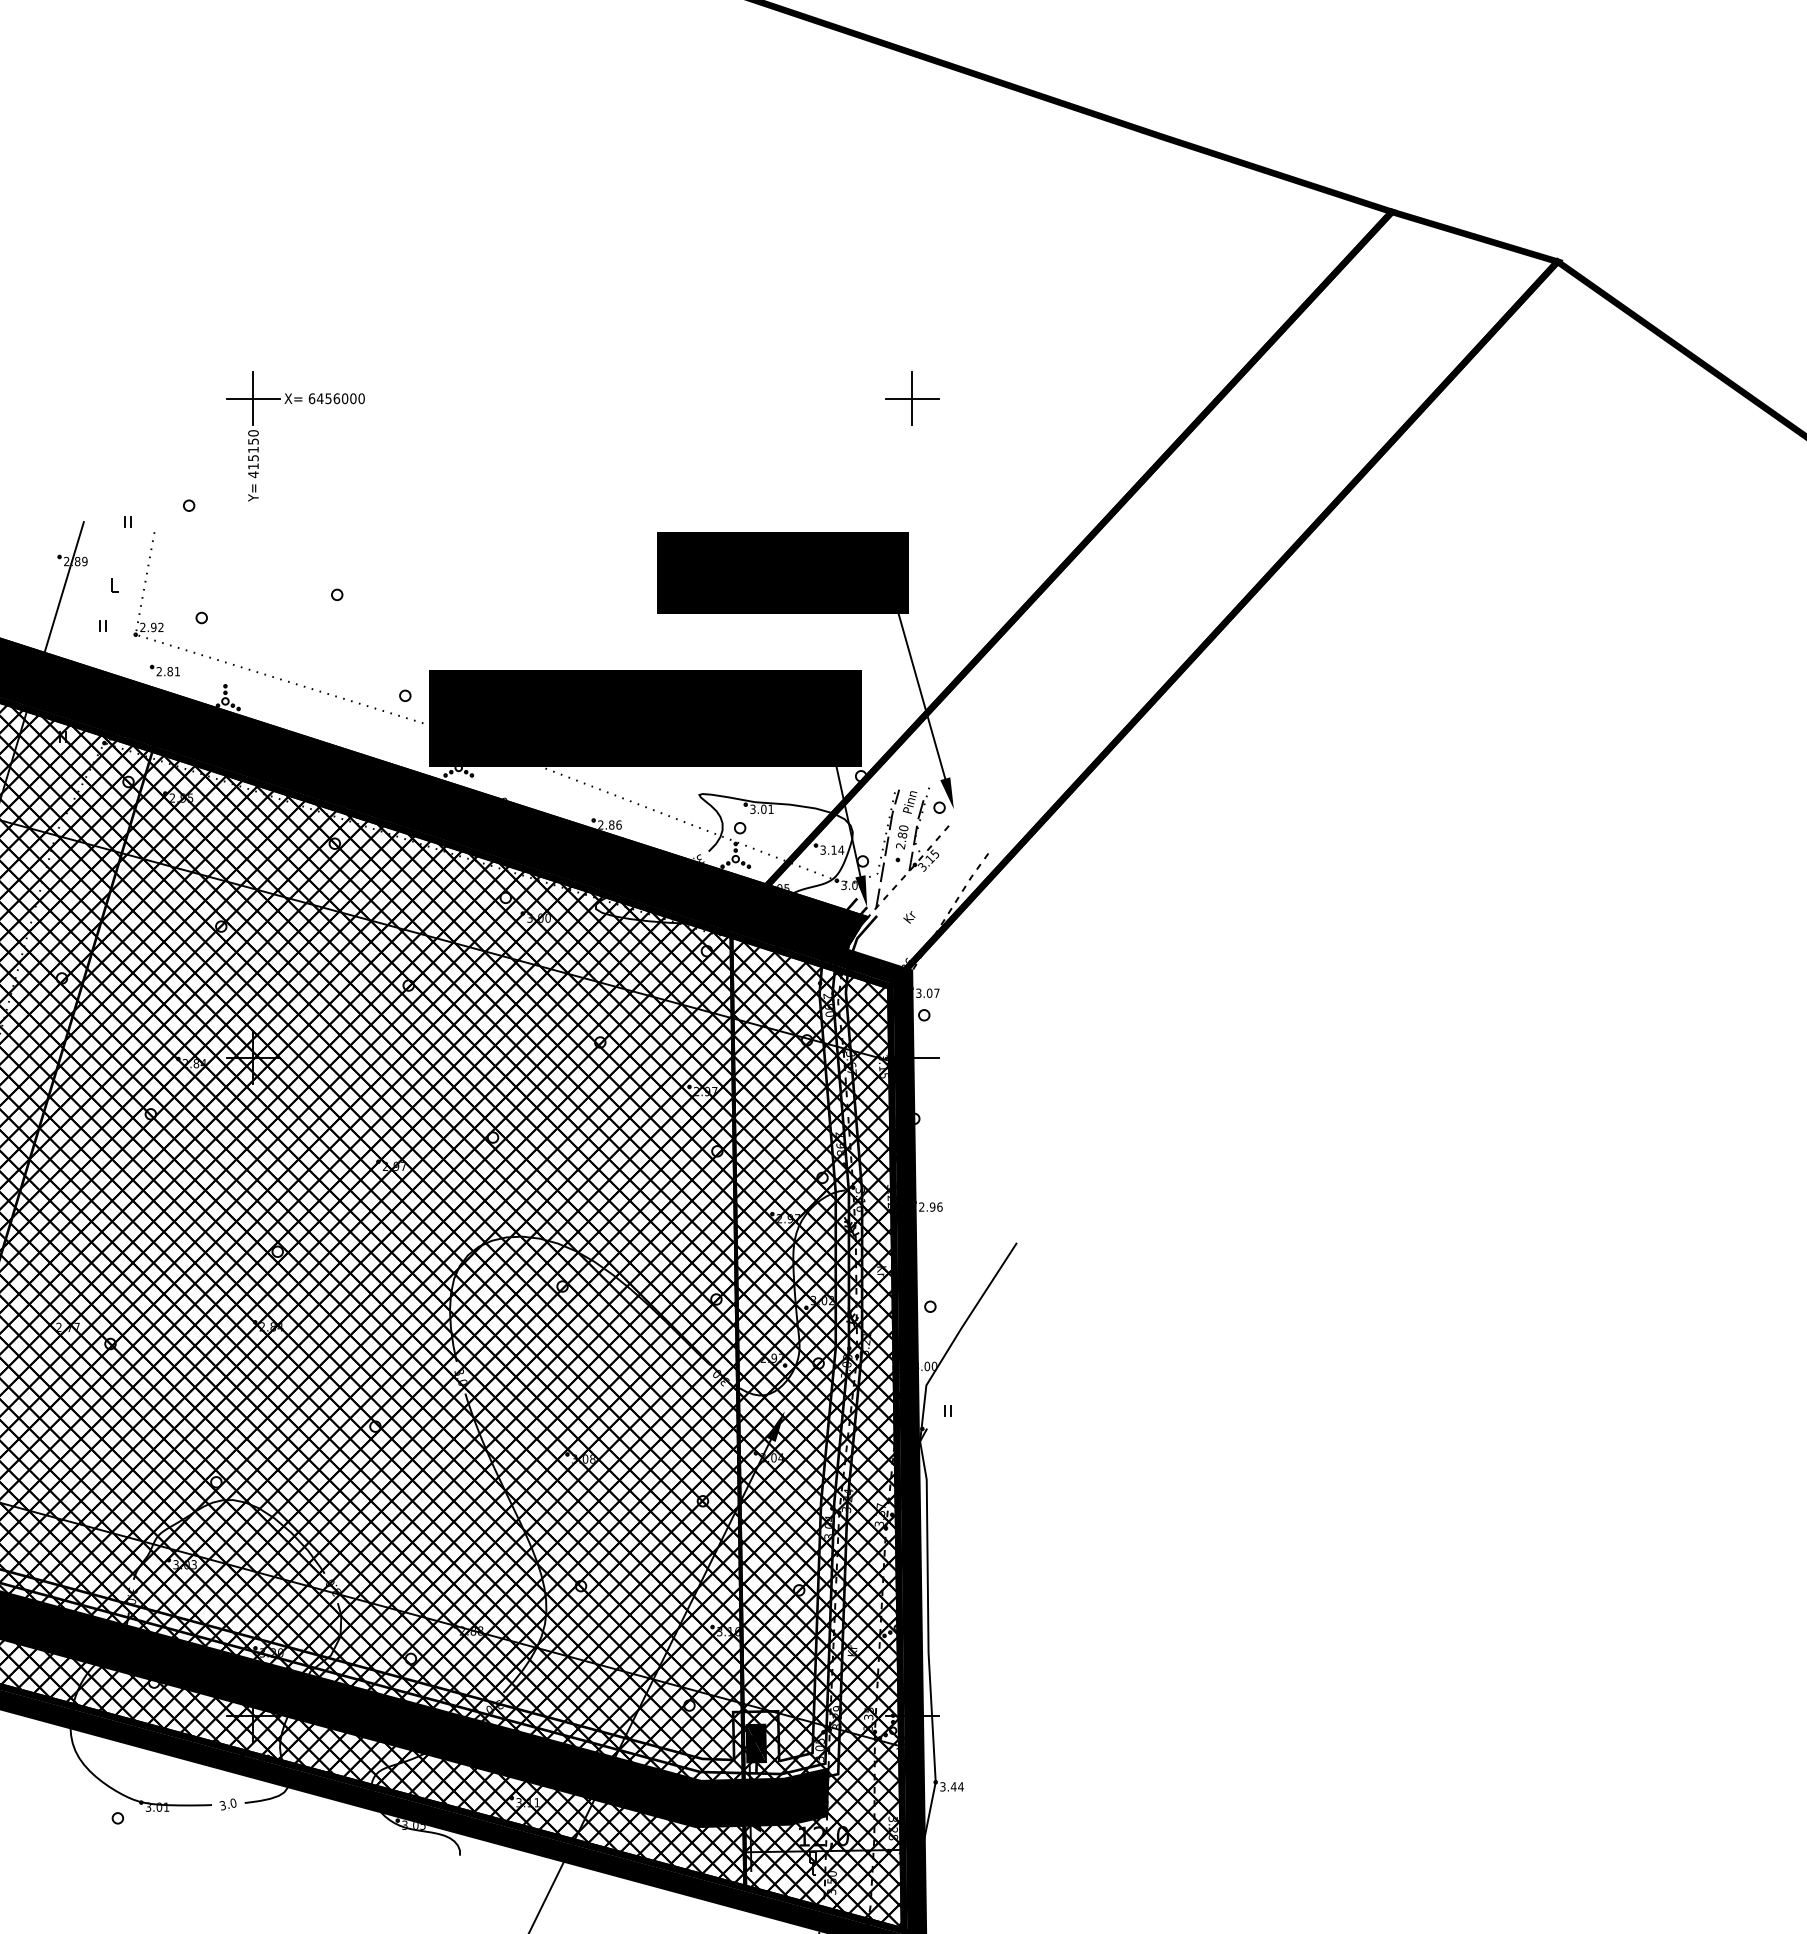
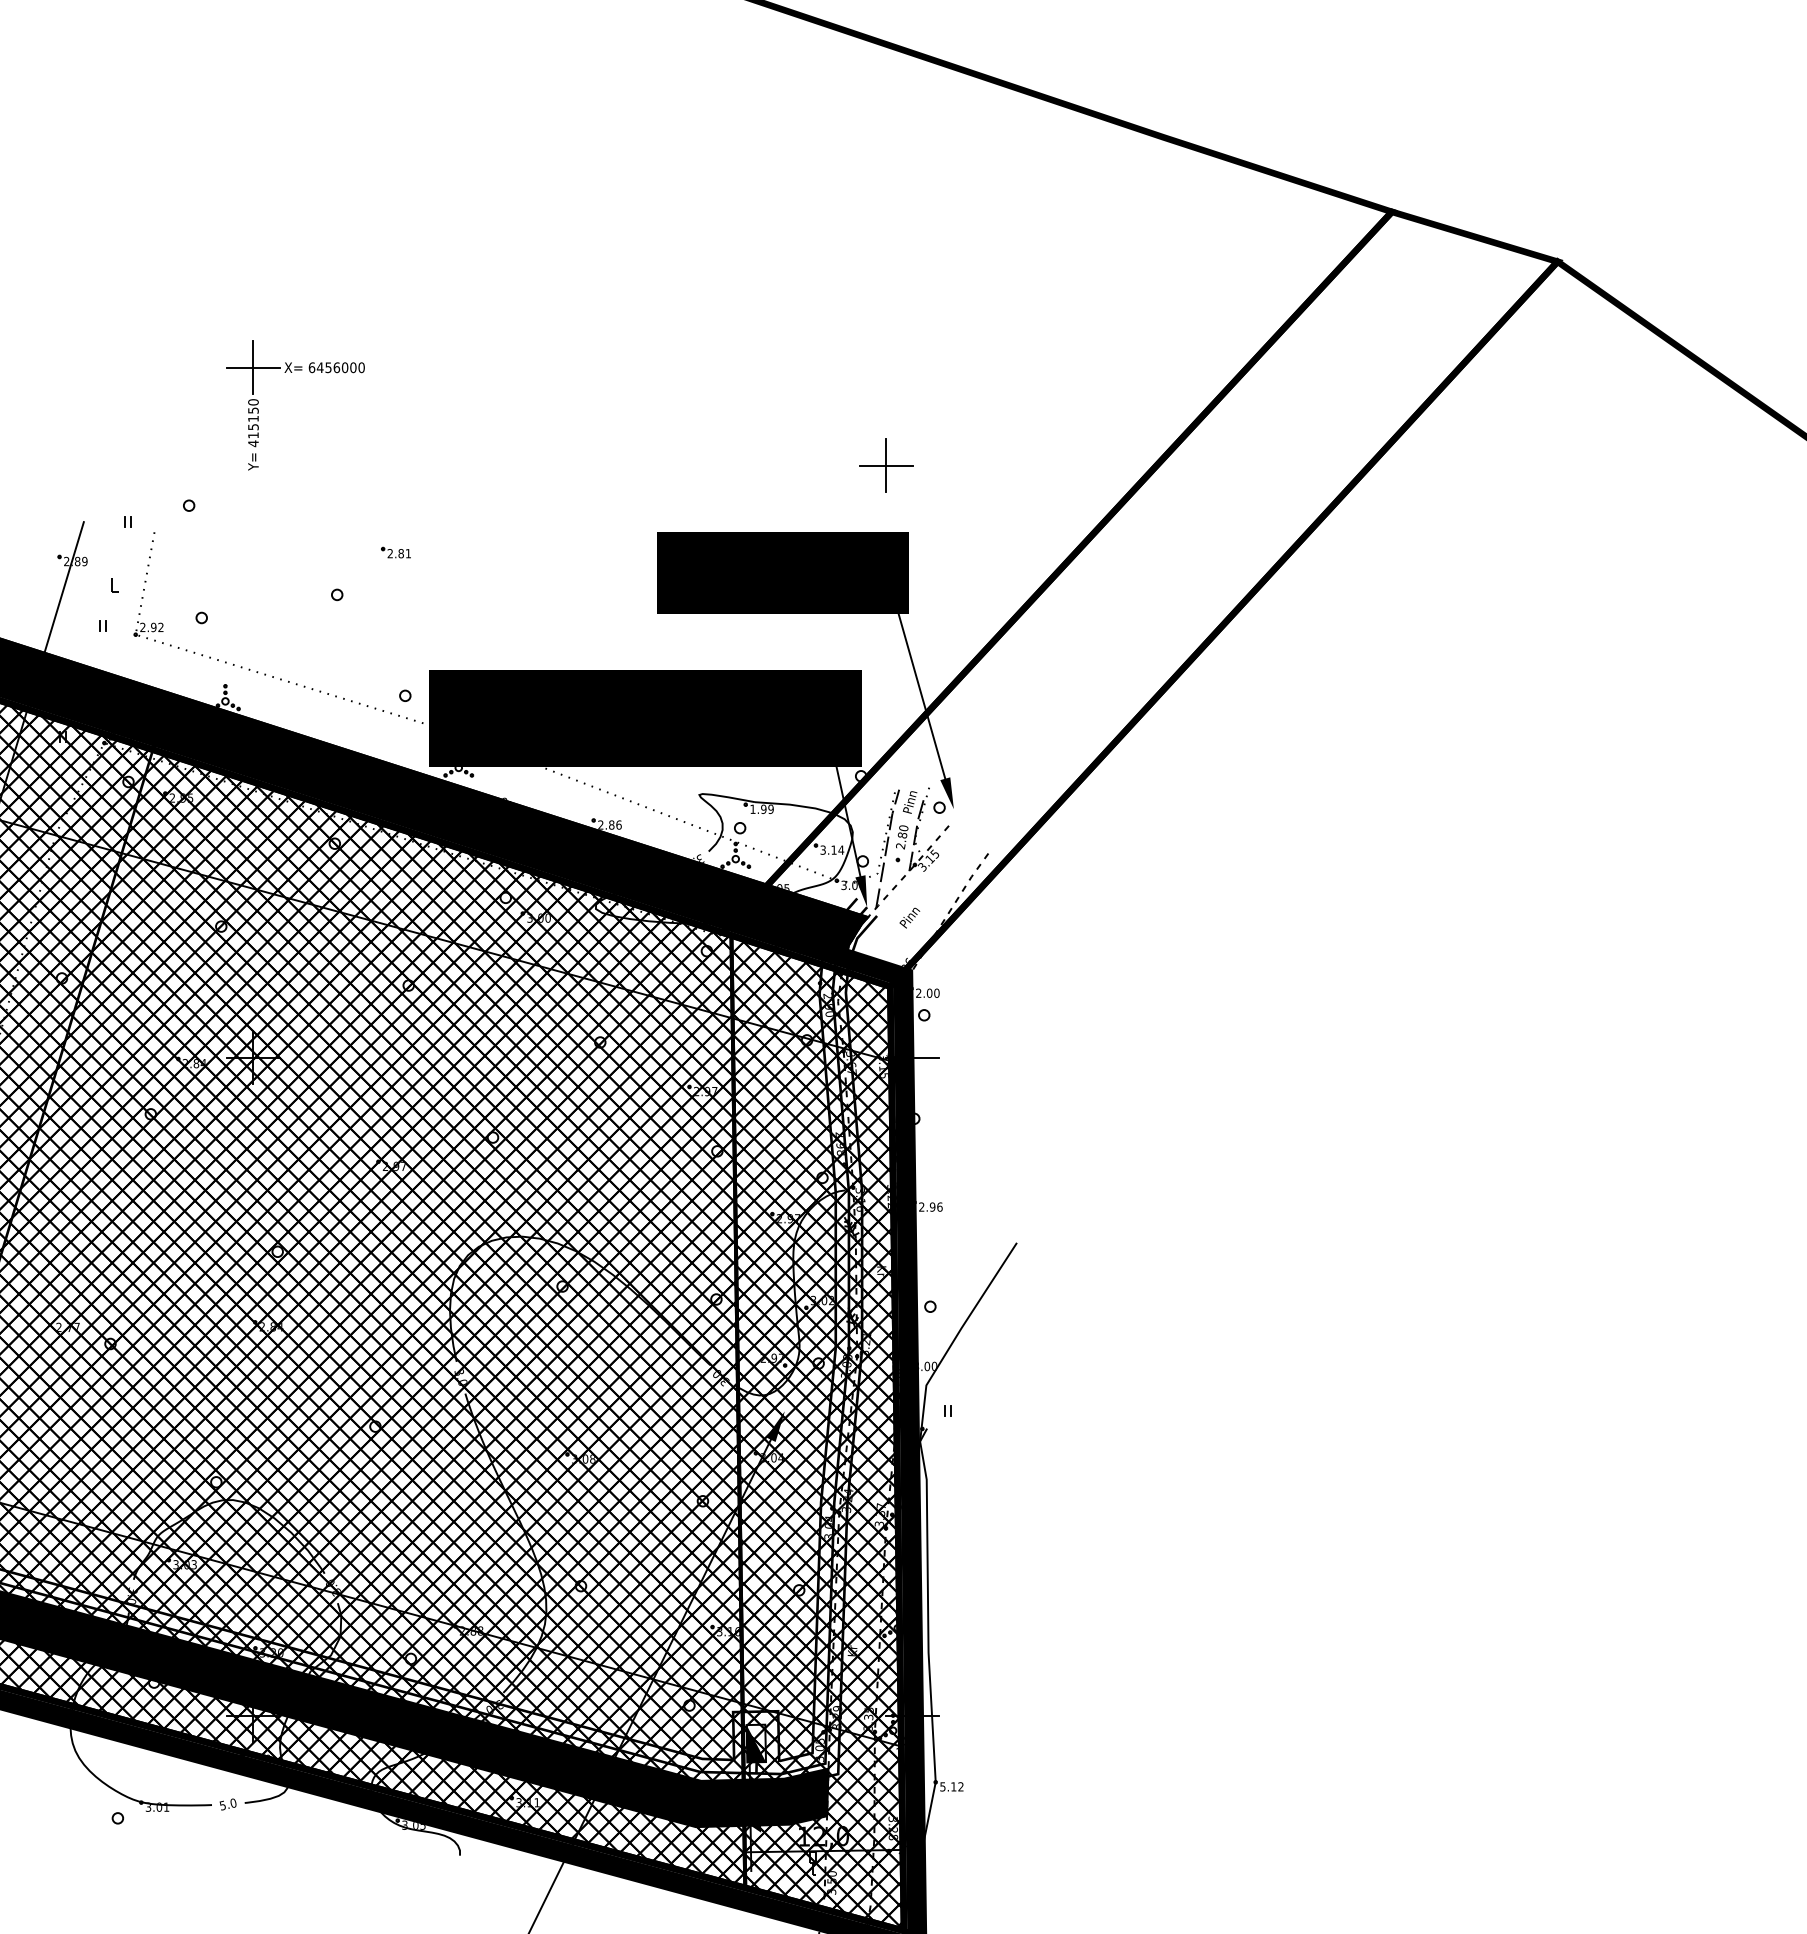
part position: (912, 398) -> (886, 465) (886, 465)
part position: (292, 403) -> (292, 372) (292, 372)
part position: (164, 670) -> (395, 552) (395, 552)
text: 3.01 -> 1.99 (761, 809)
text: Kr -> Pinn (909, 917)
text: 3.07 -> 2.00 (927, 992)
fill: present -> none (756, 1743)
text: 3.44 -> 5.12 (951, 1786)
text: 3.0 -> 5.0 (222, 1804)
